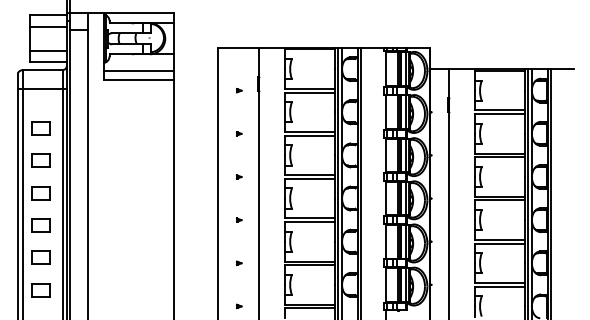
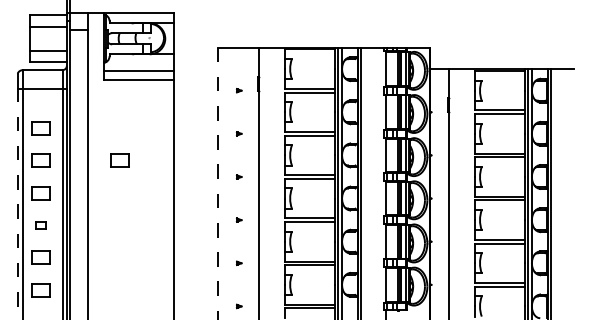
part: none -> present (119, 160)
line: solid -> dashed (218, 183)
line: solid -> dashed (17, 203)
part size: 20x15 px -> 12x9 px (40, 225)
